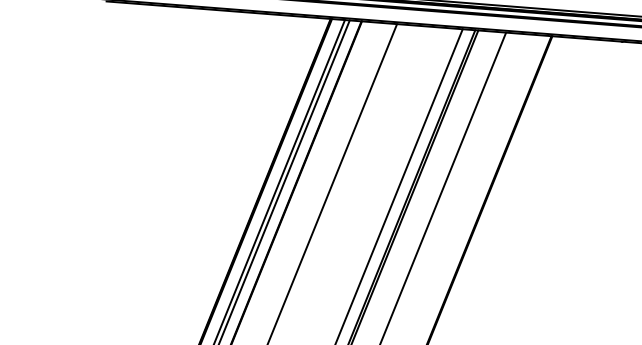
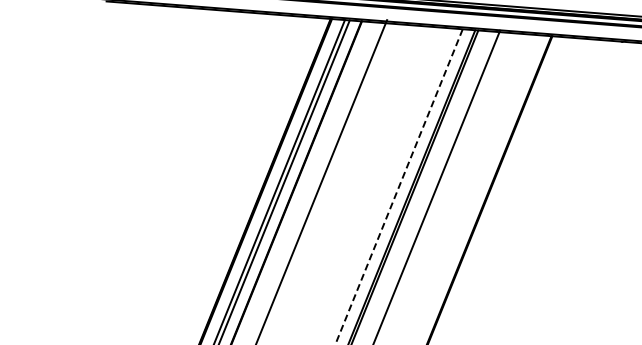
line position: (332, 182) -> (322, 180) (322, 180)
line position: (443, 186) -> (437, 185) (437, 185)
line: solid -> dashed (398, 187)
